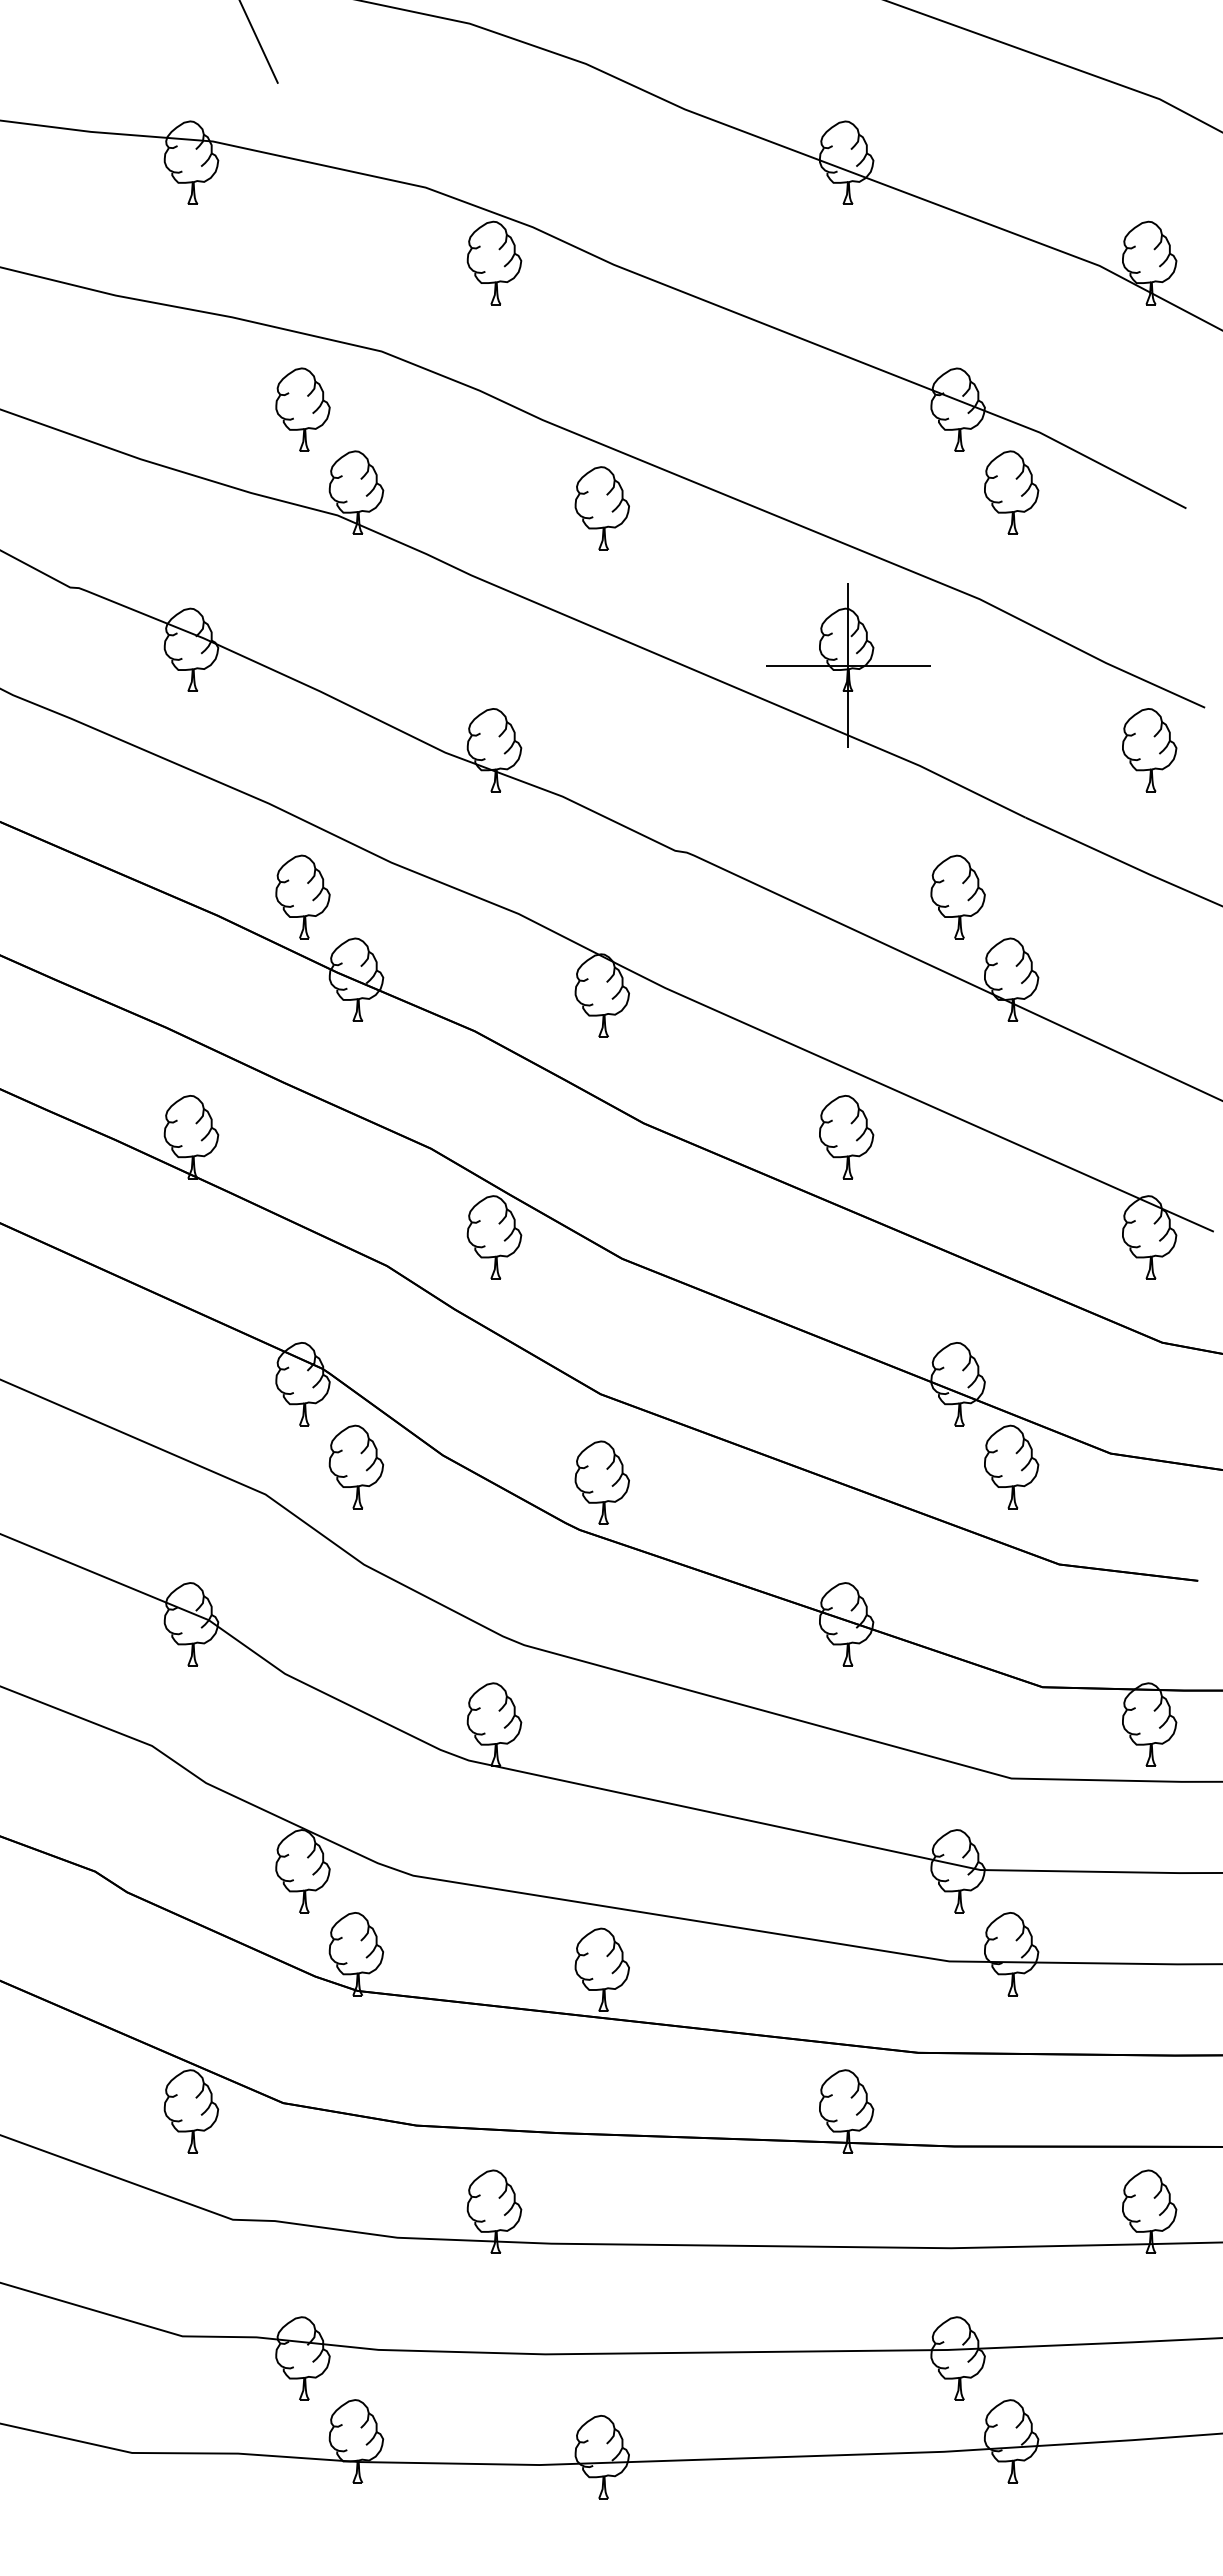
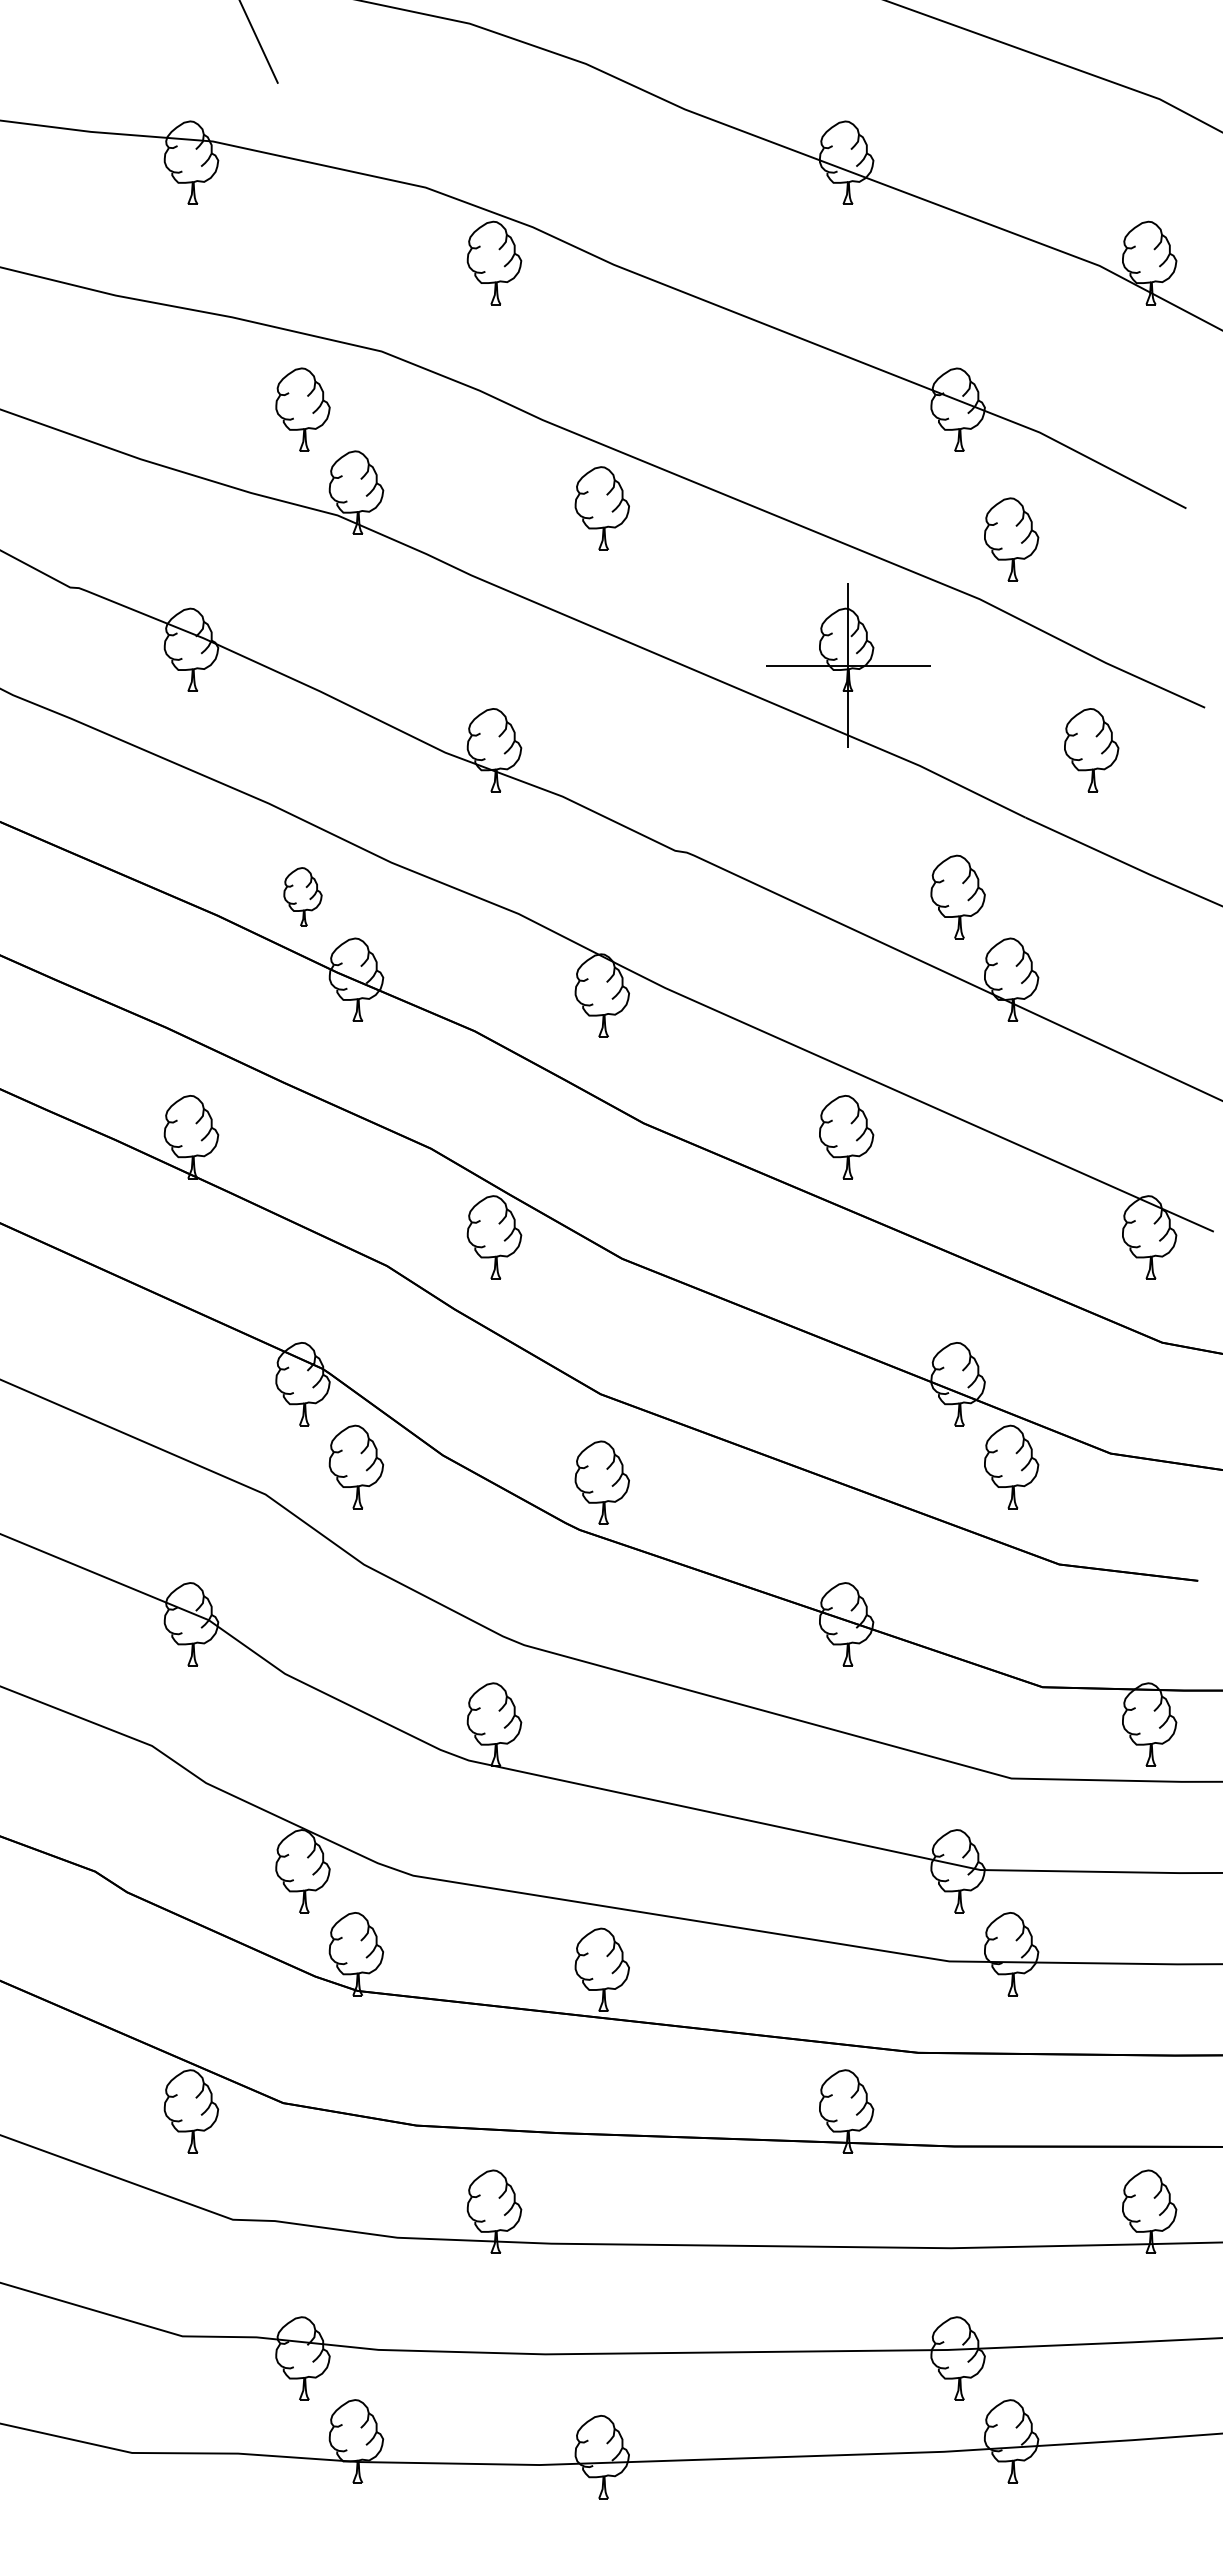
part position: (1011, 492) -> (1011, 539) (1011, 539)
part position: (1149, 750) -> (1091, 750) (1091, 750)
part size: 56x86 px -> 40x60 px (302, 896)
